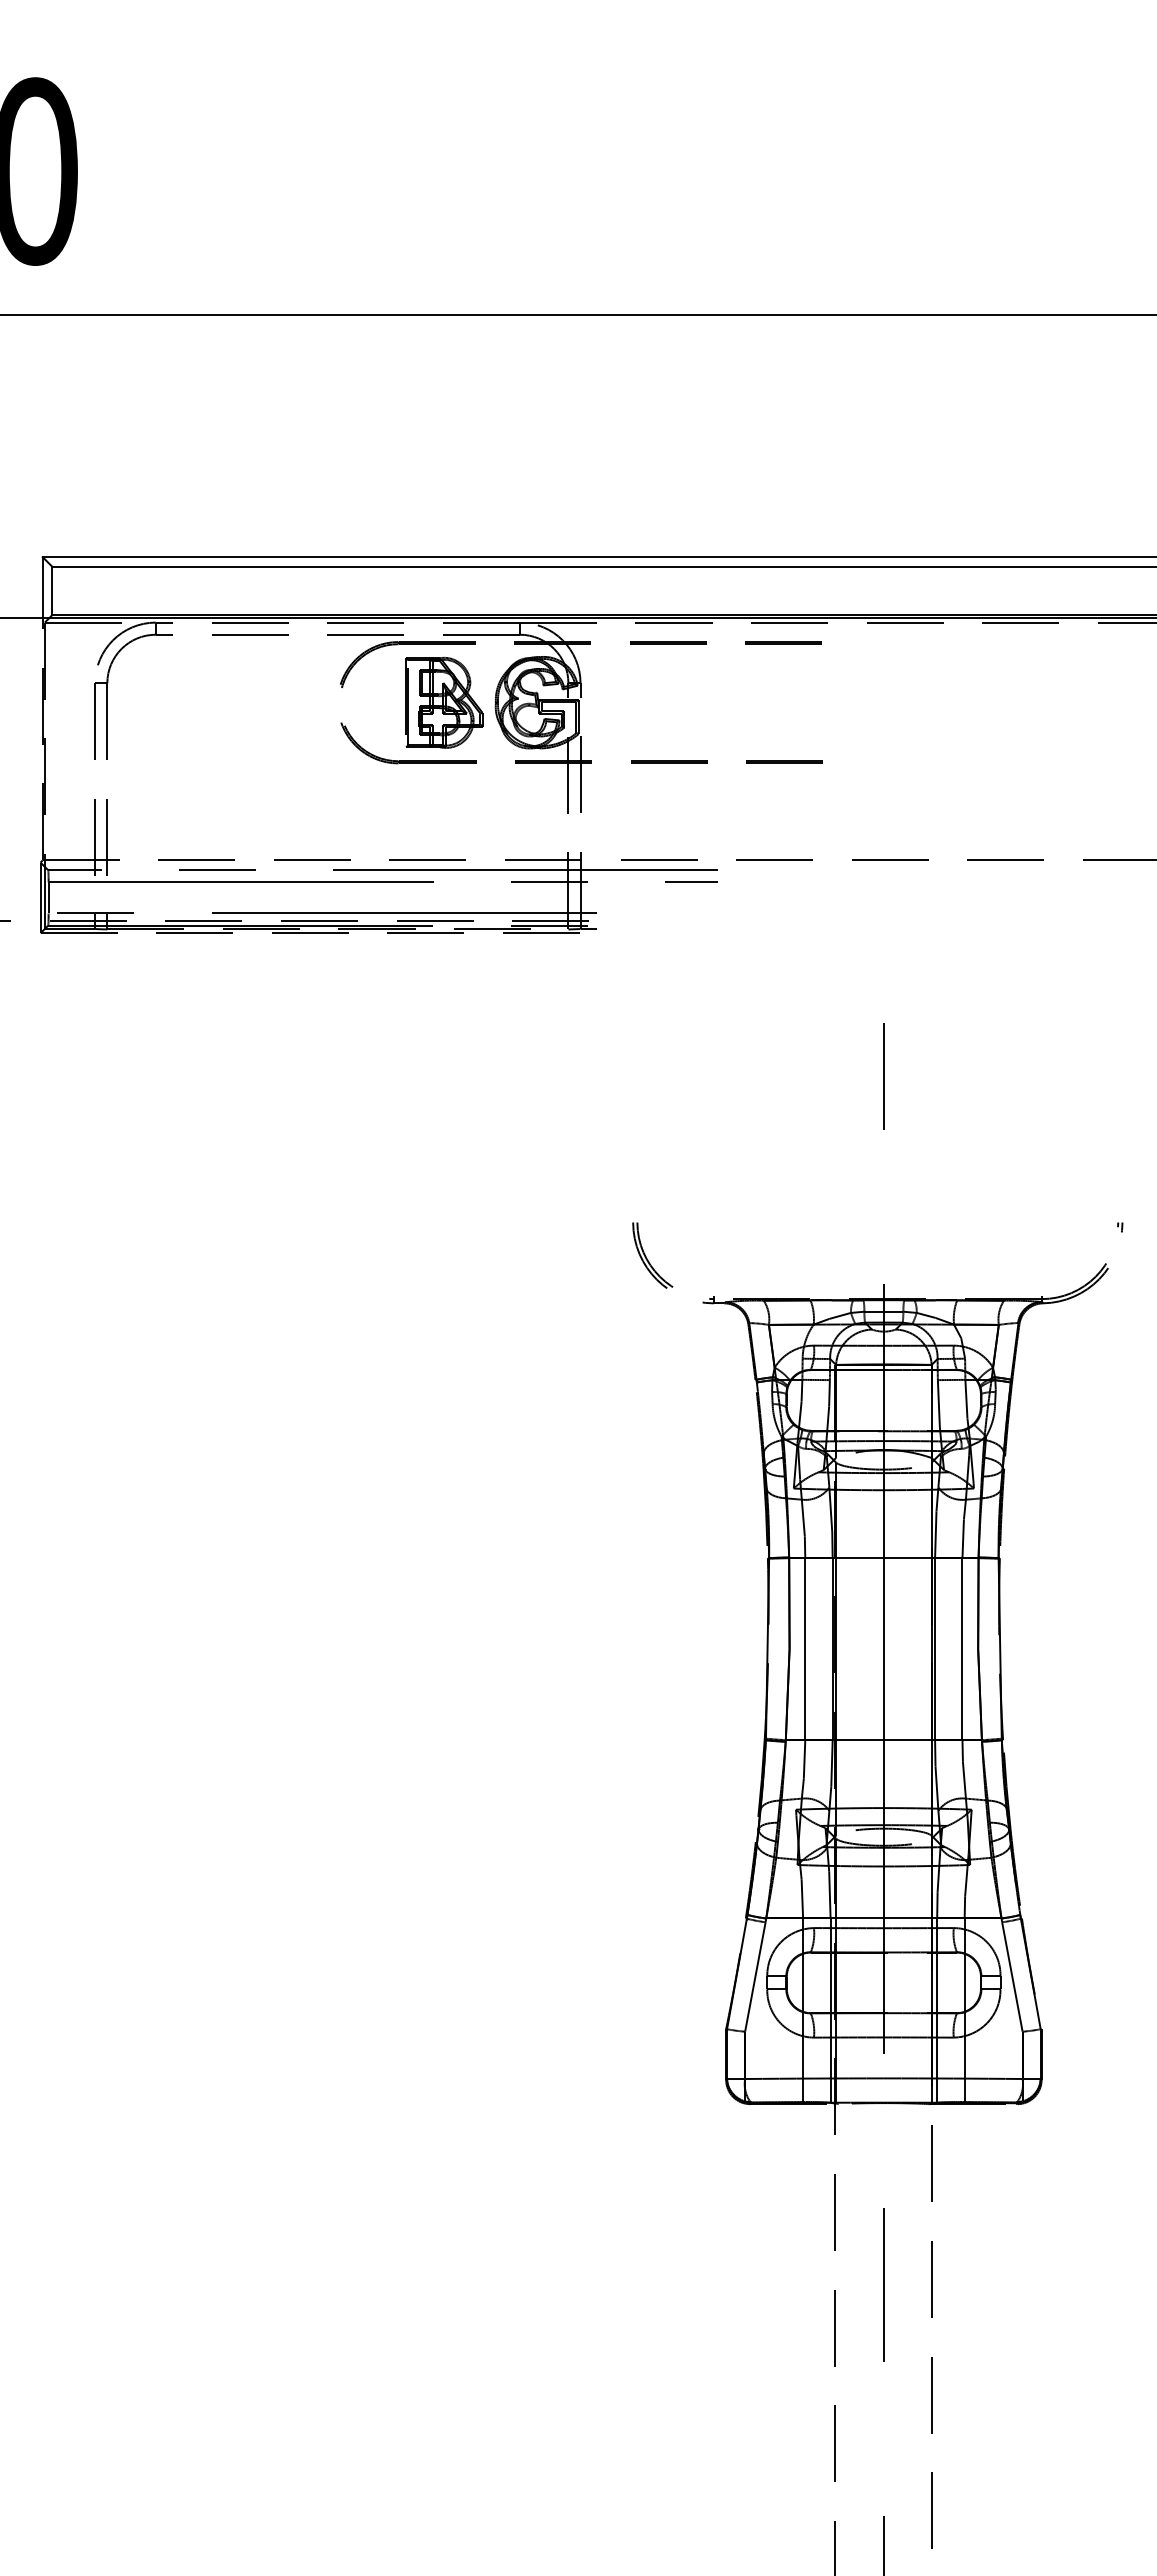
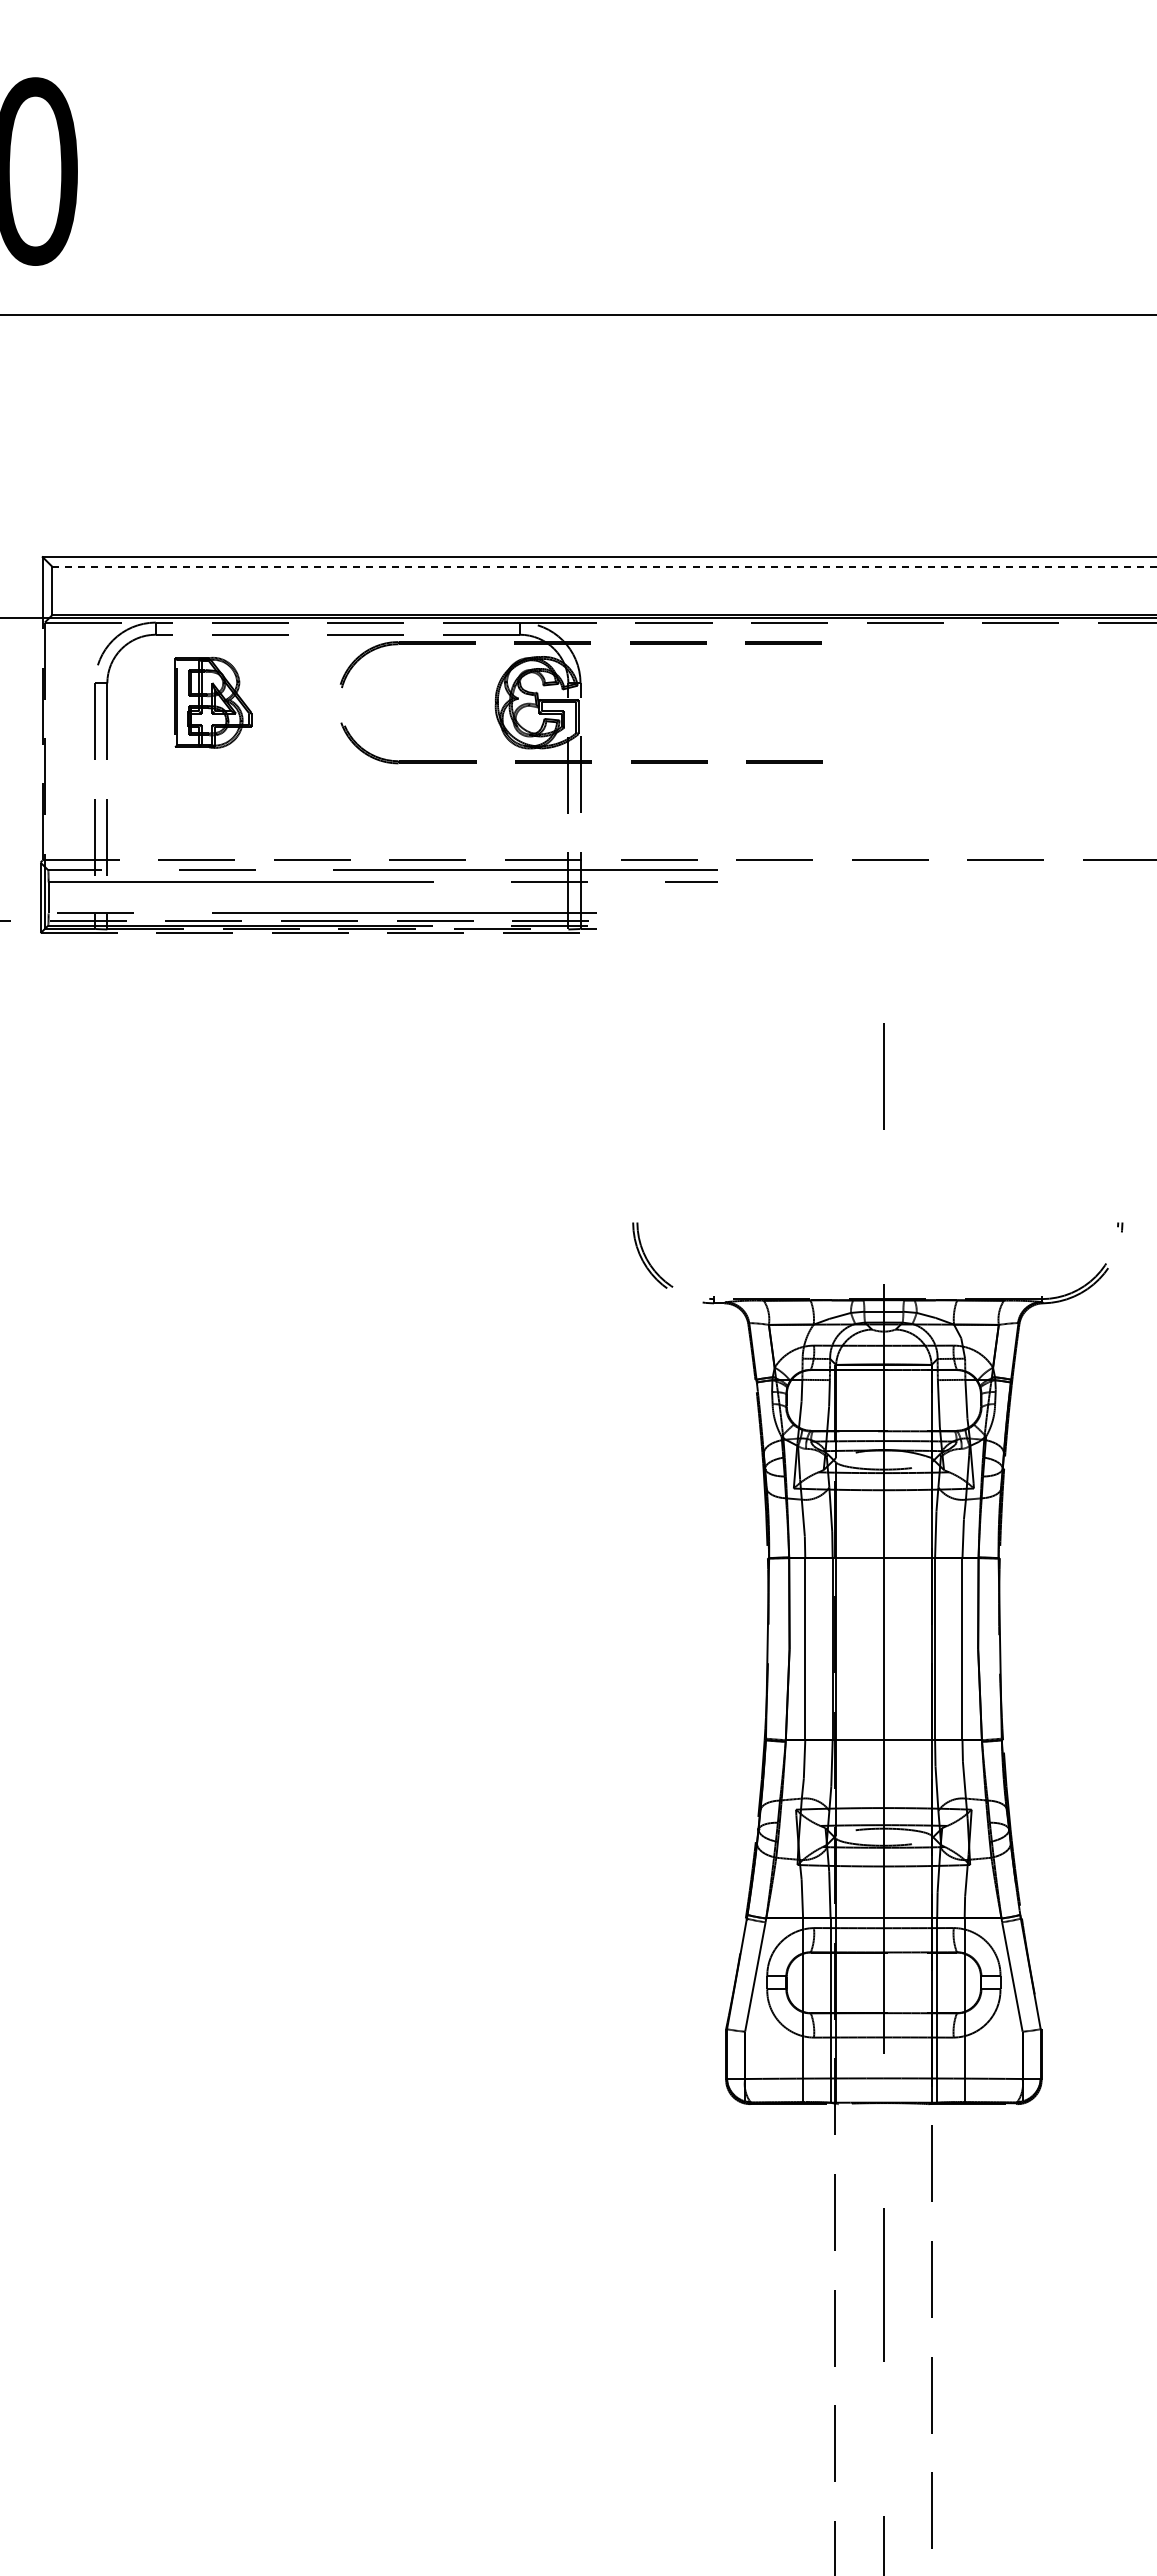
line: solid -> dashed (604, 566)
part position: (444, 702) -> (213, 702) (213, 702)
